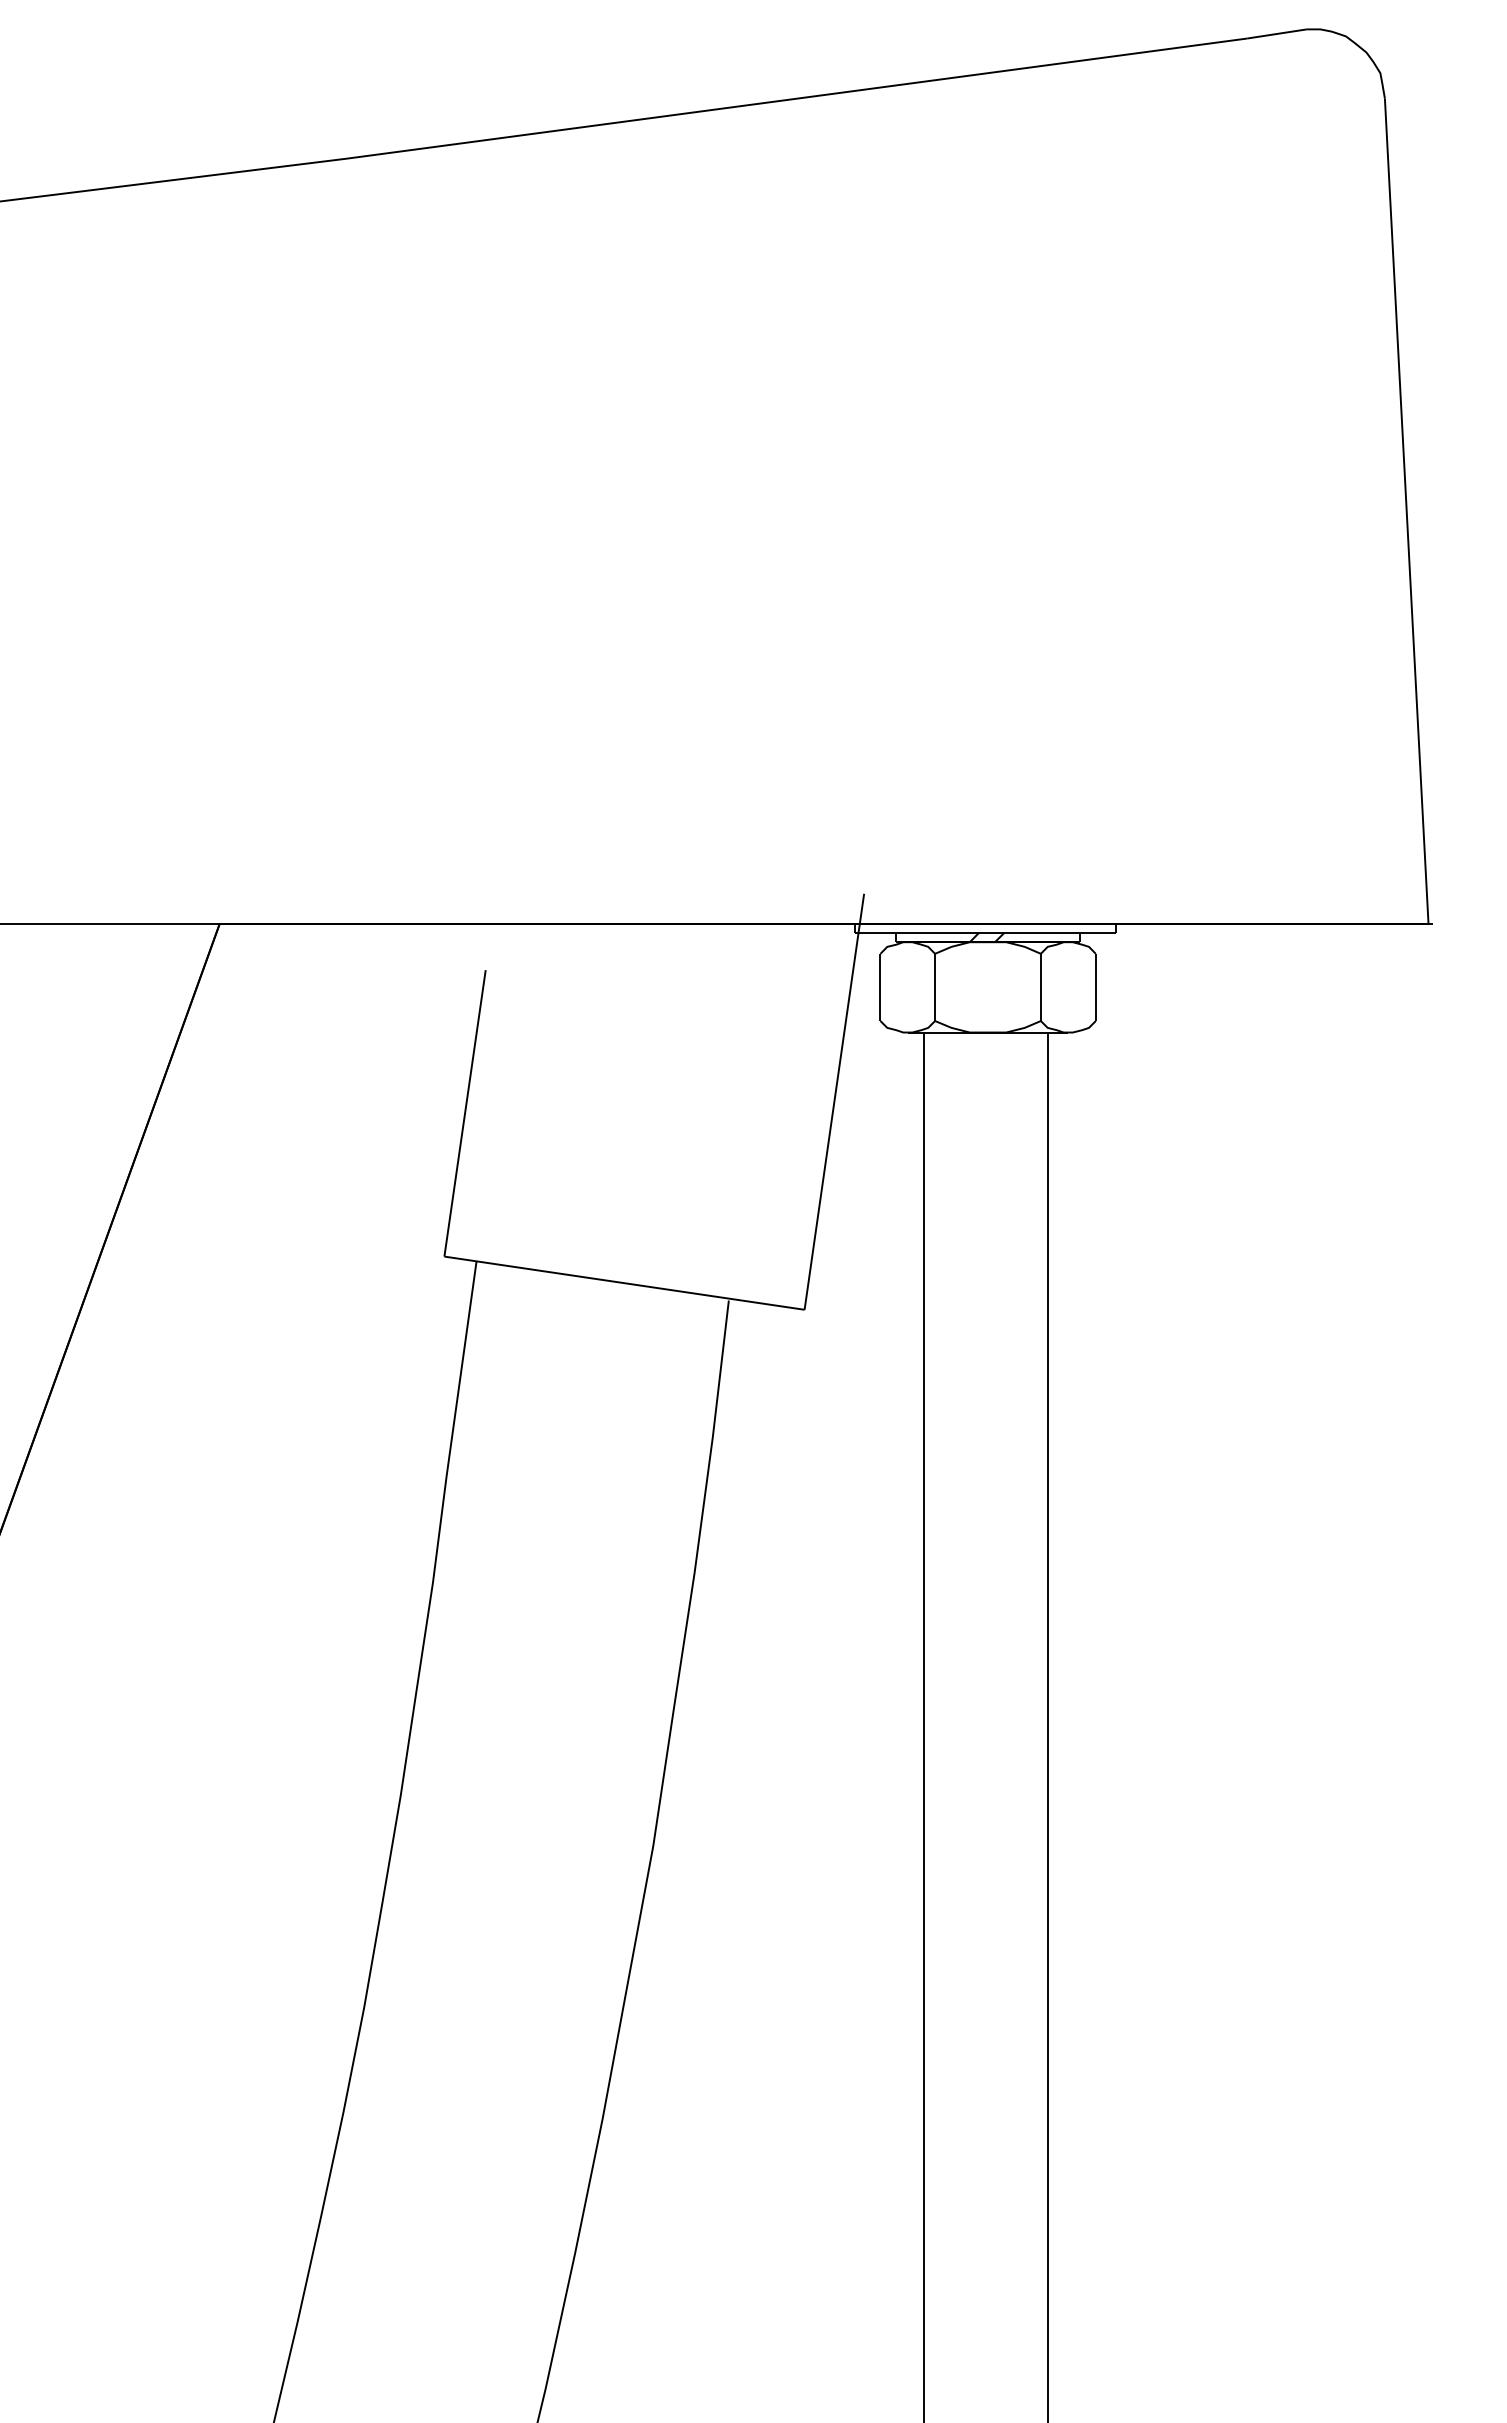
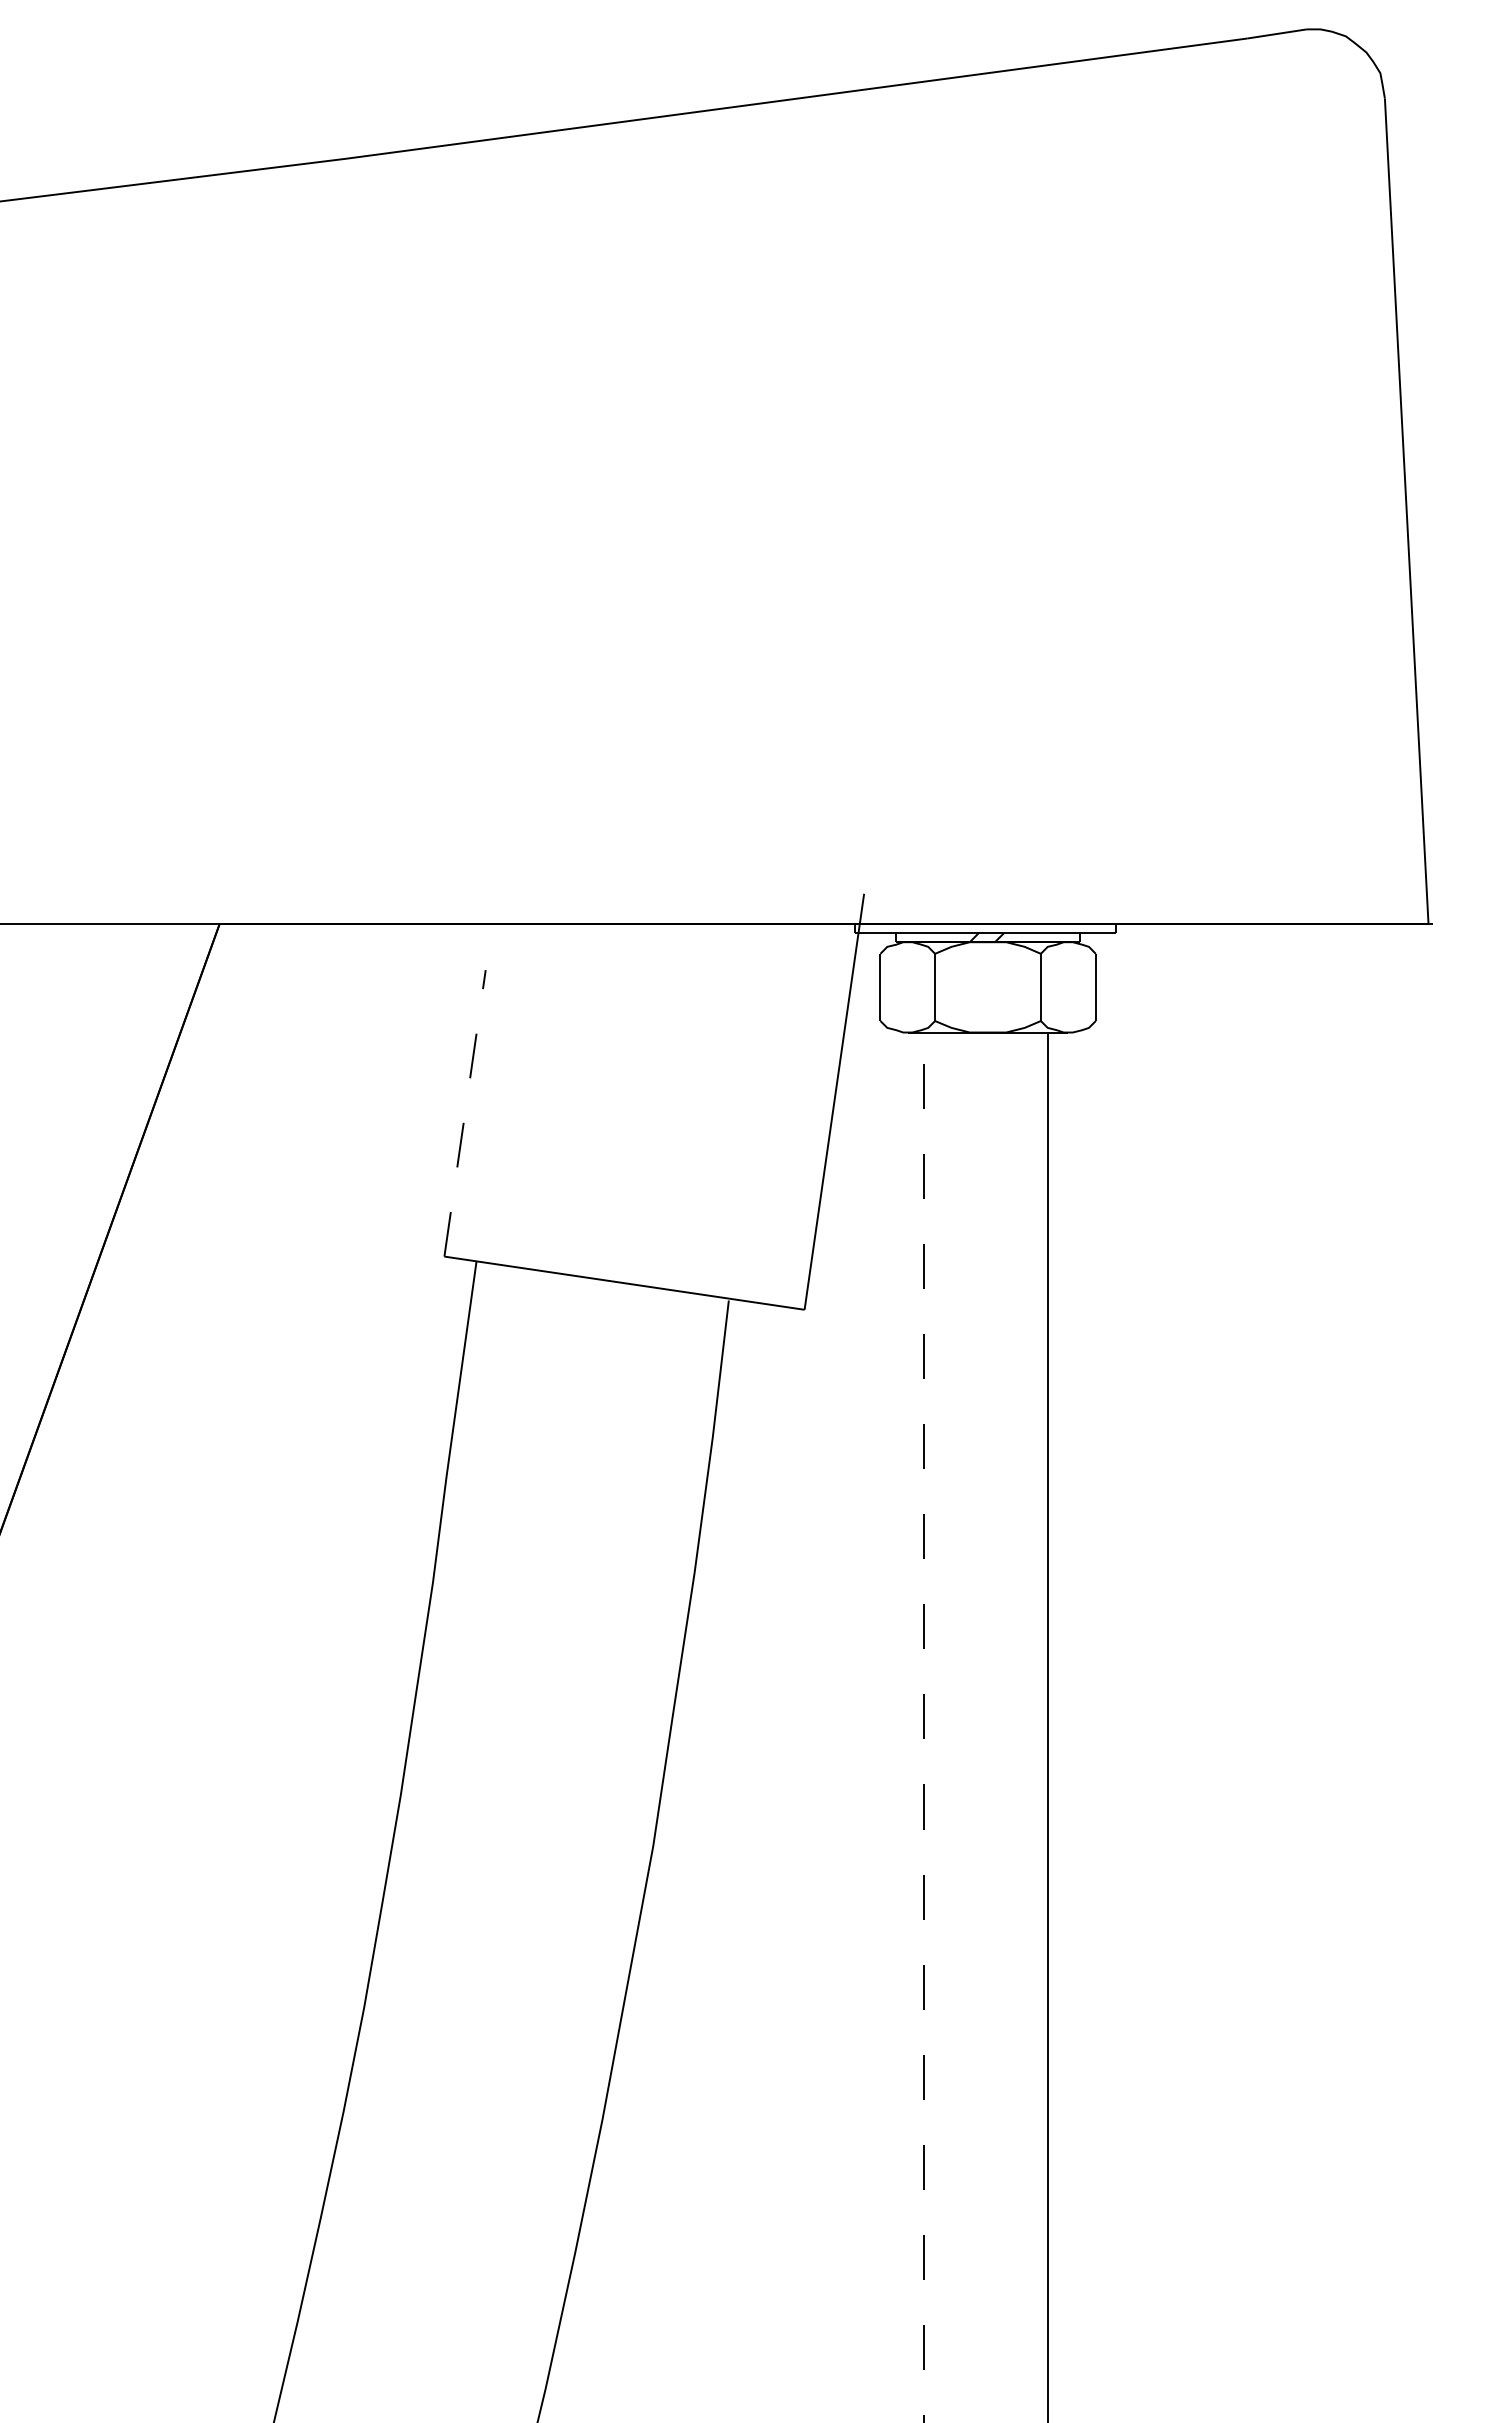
line: solid -> dashed (465, 1113)
line: solid -> dashed (923, 1727)
